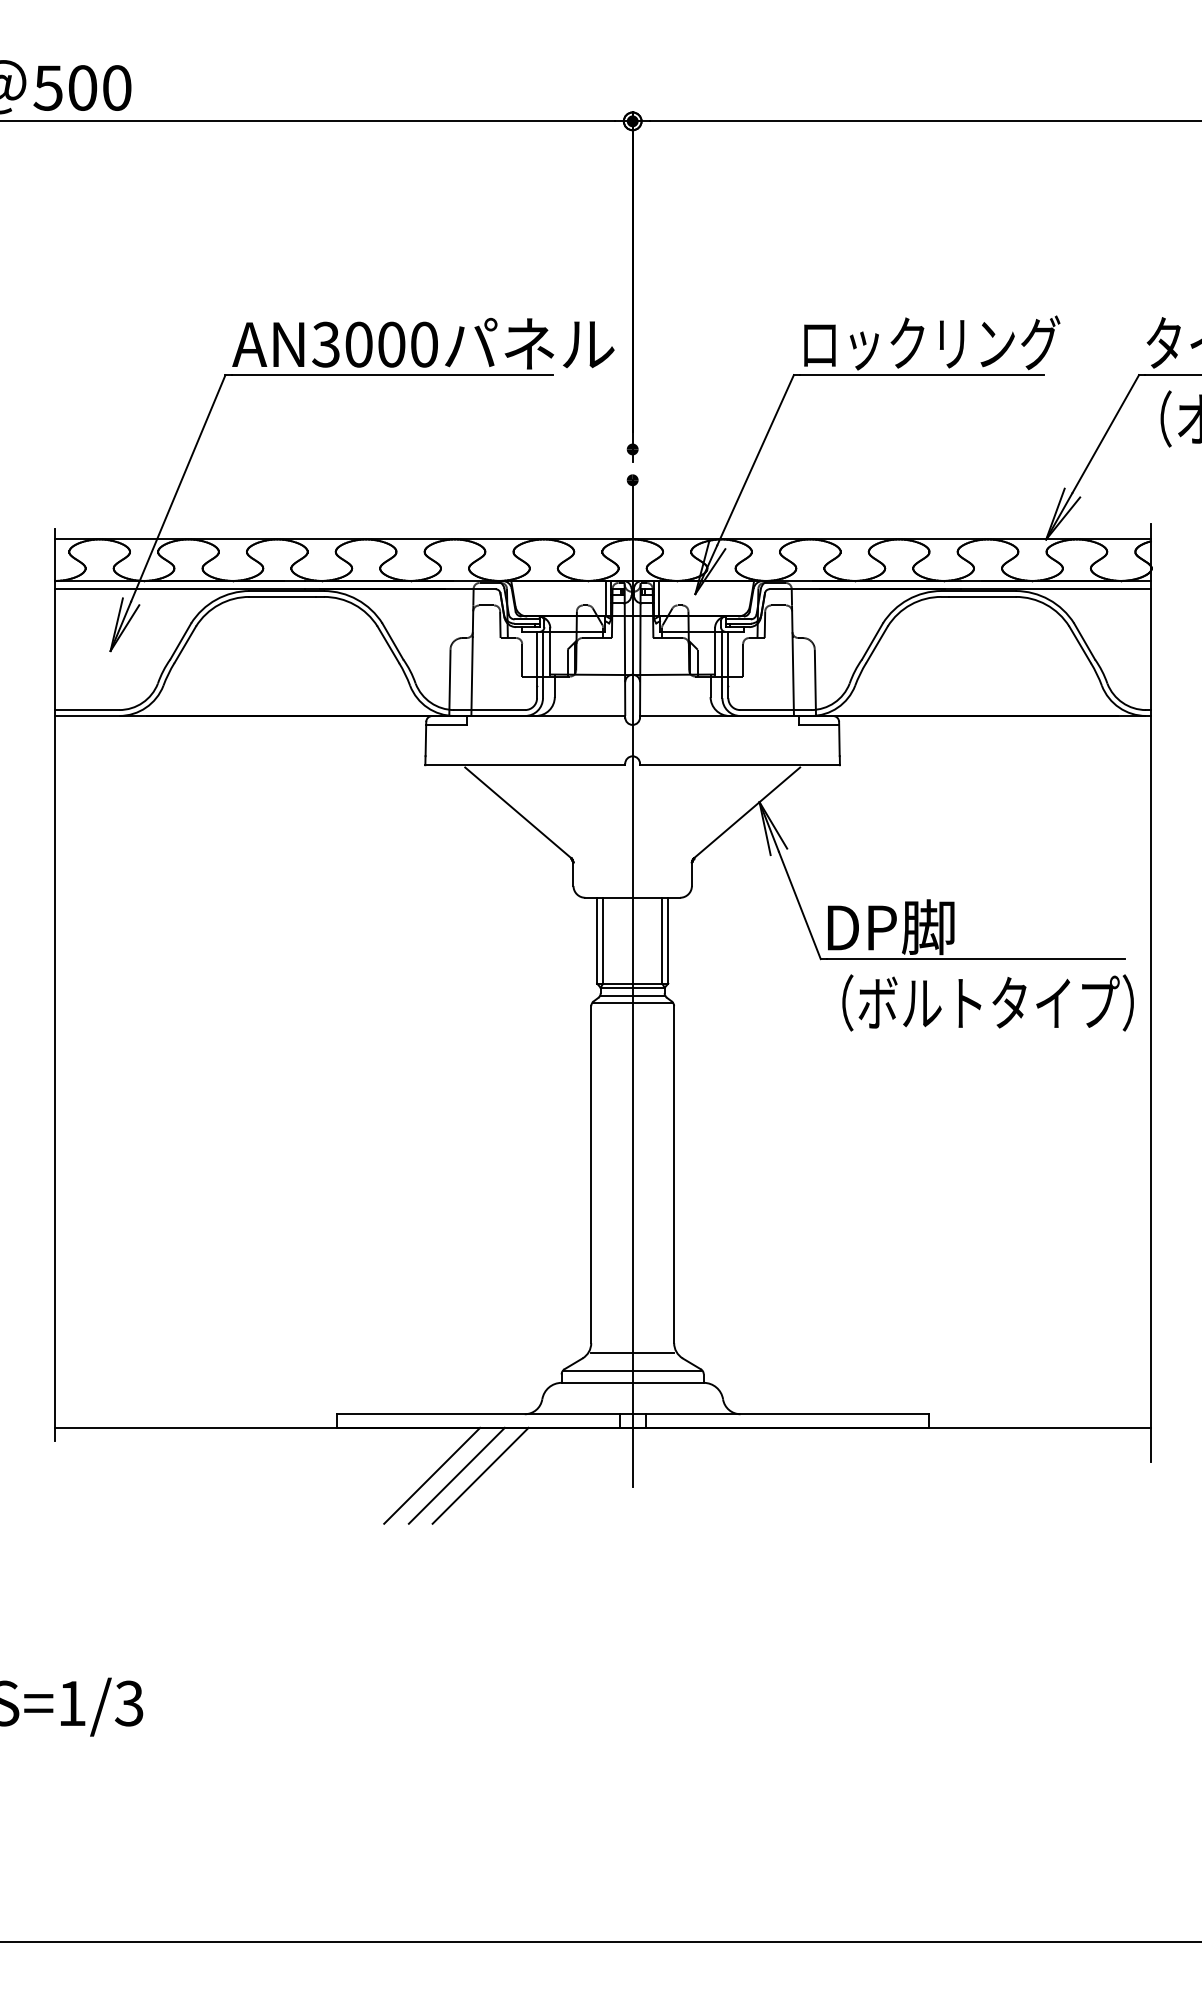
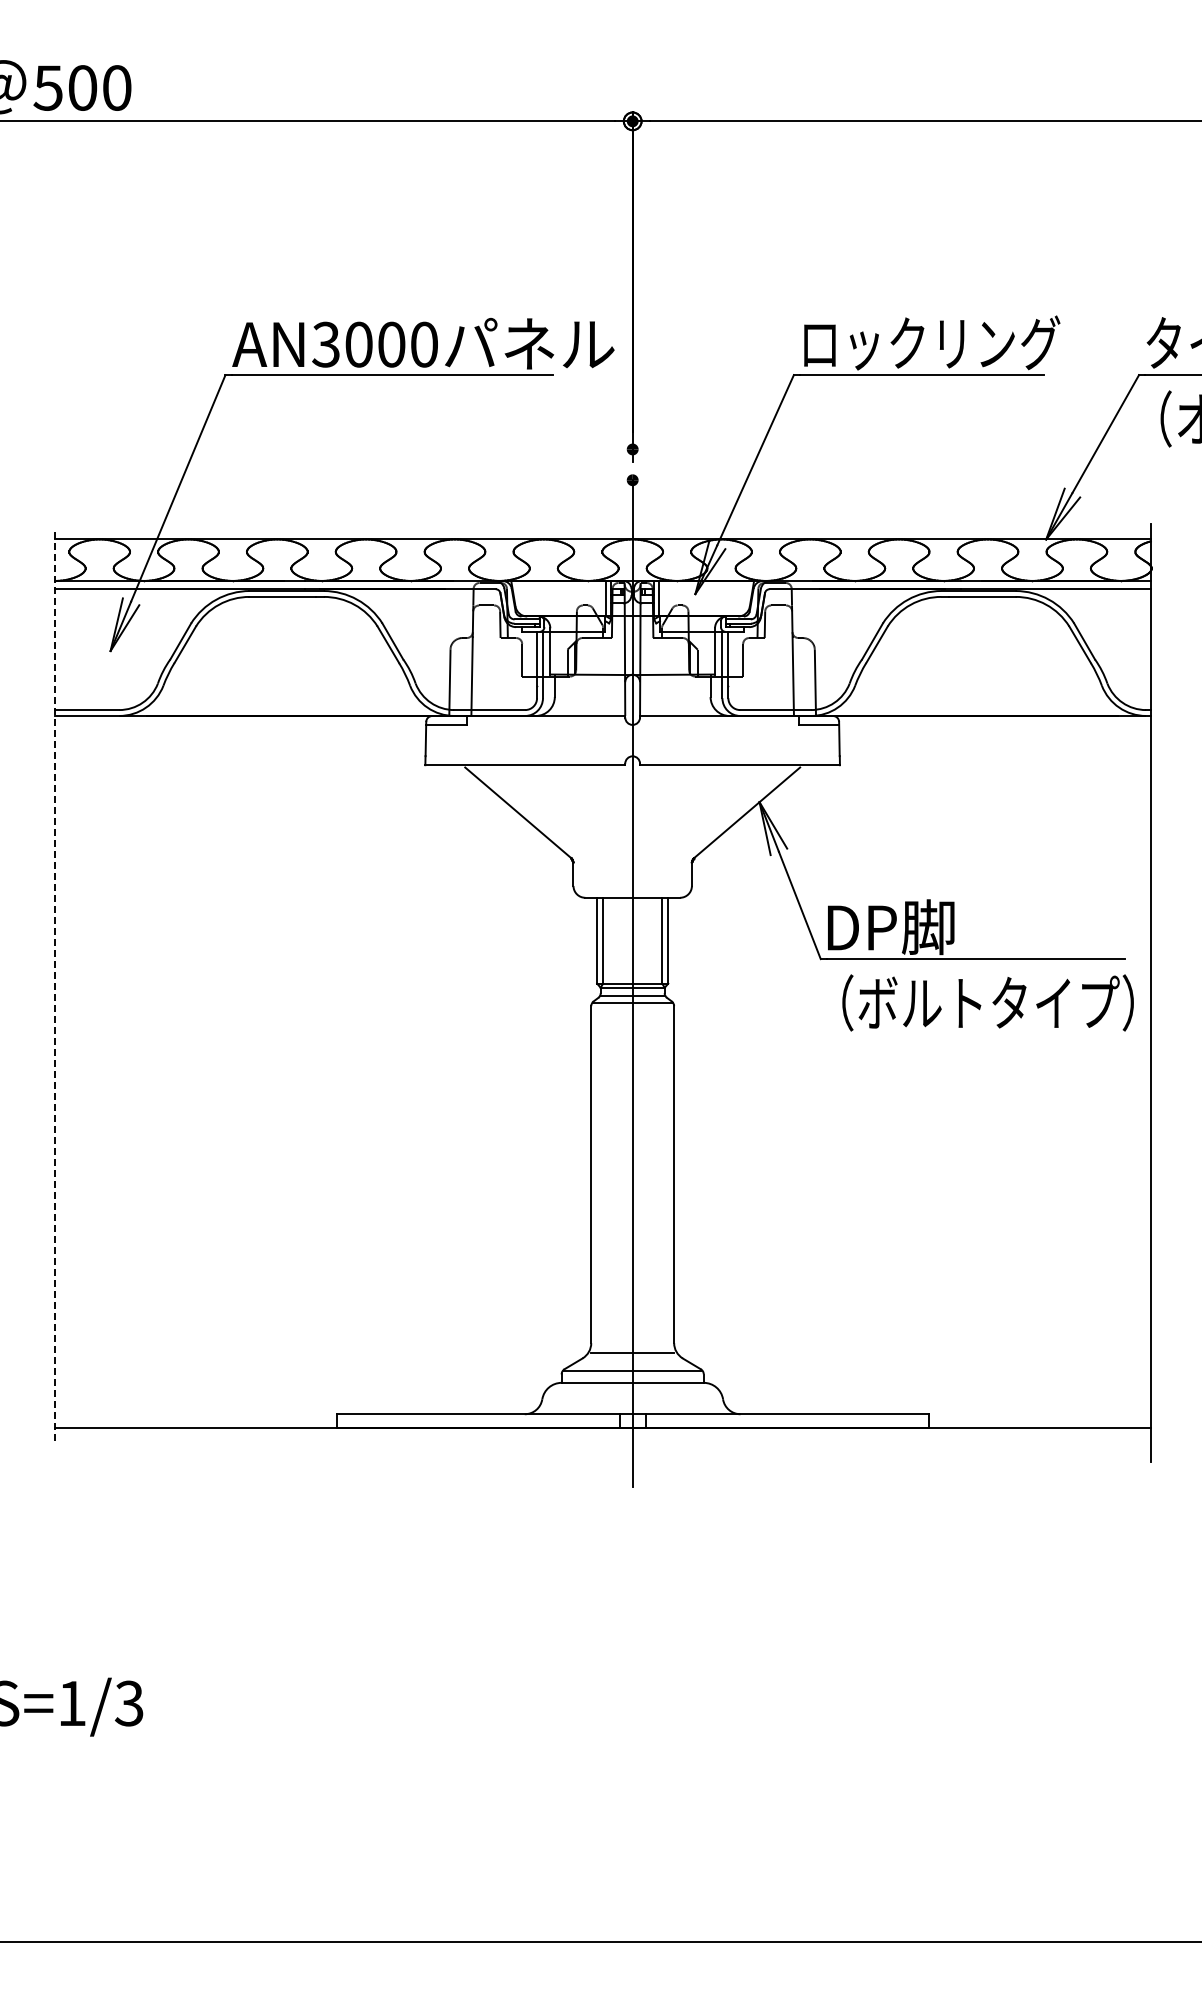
line: solid -> dashed (55, 984)
line: present -> none (432, 1475)
line: present -> none (456, 1475)
line: present -> none (480, 1475)
